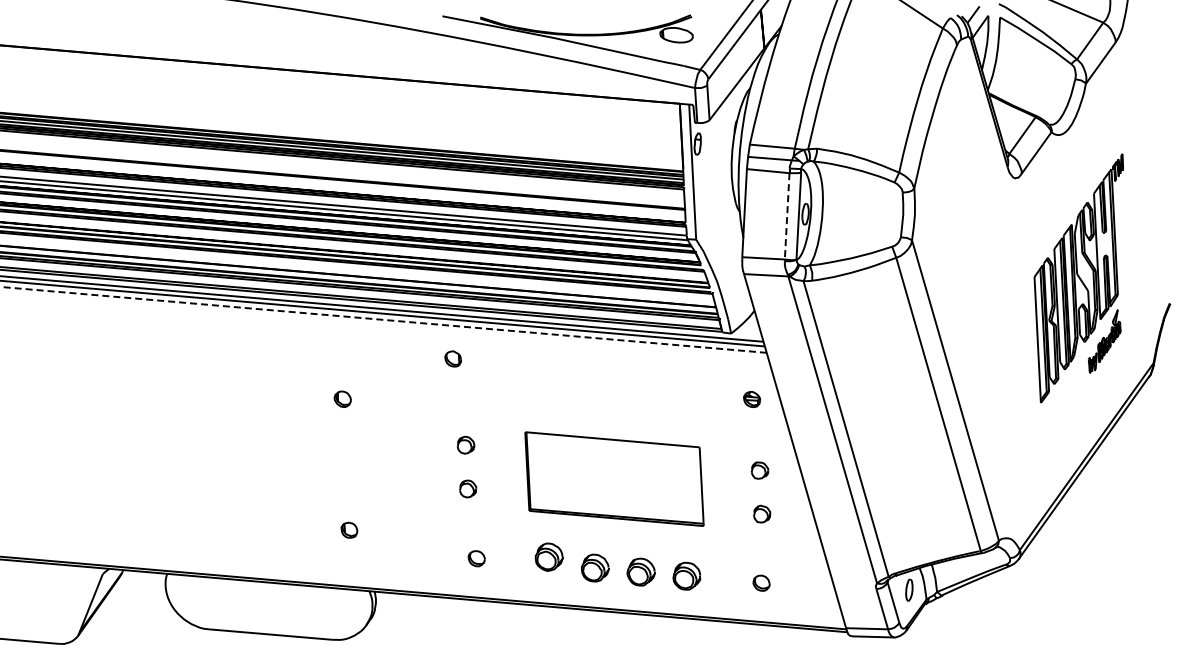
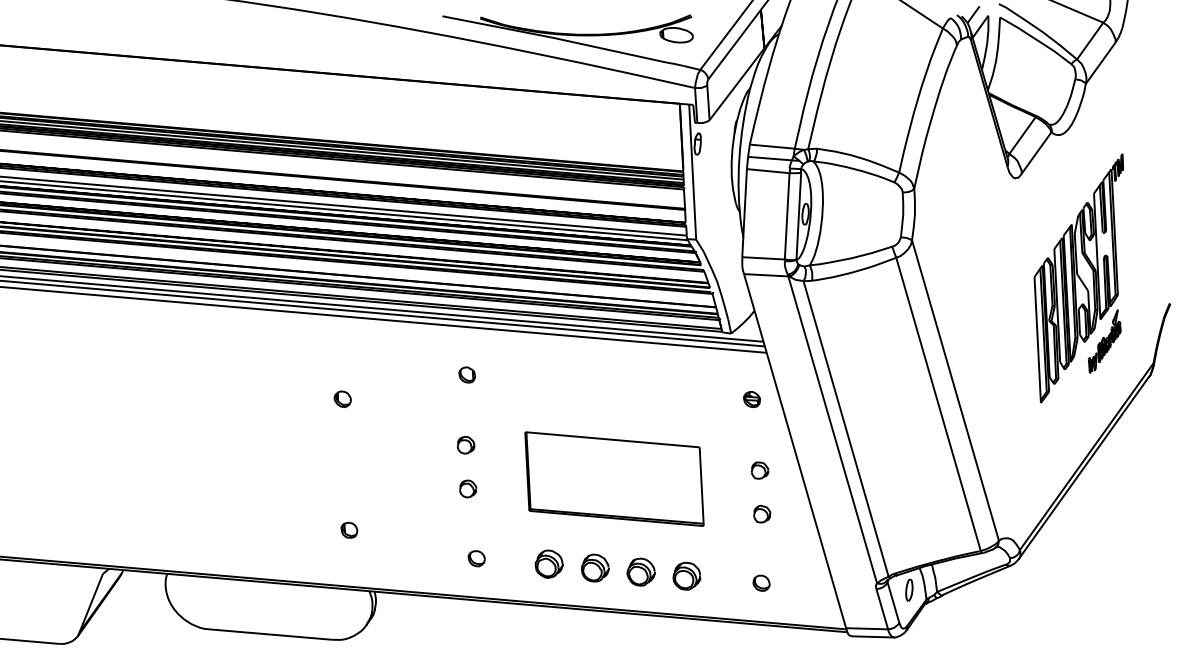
line: dashed -> solid (787, 216)
line: dashed -> solid (384, 319)
part position: (452, 358) -> (466, 374) (466, 374)
part position: (548, 556) -> (548, 563) (548, 563)
